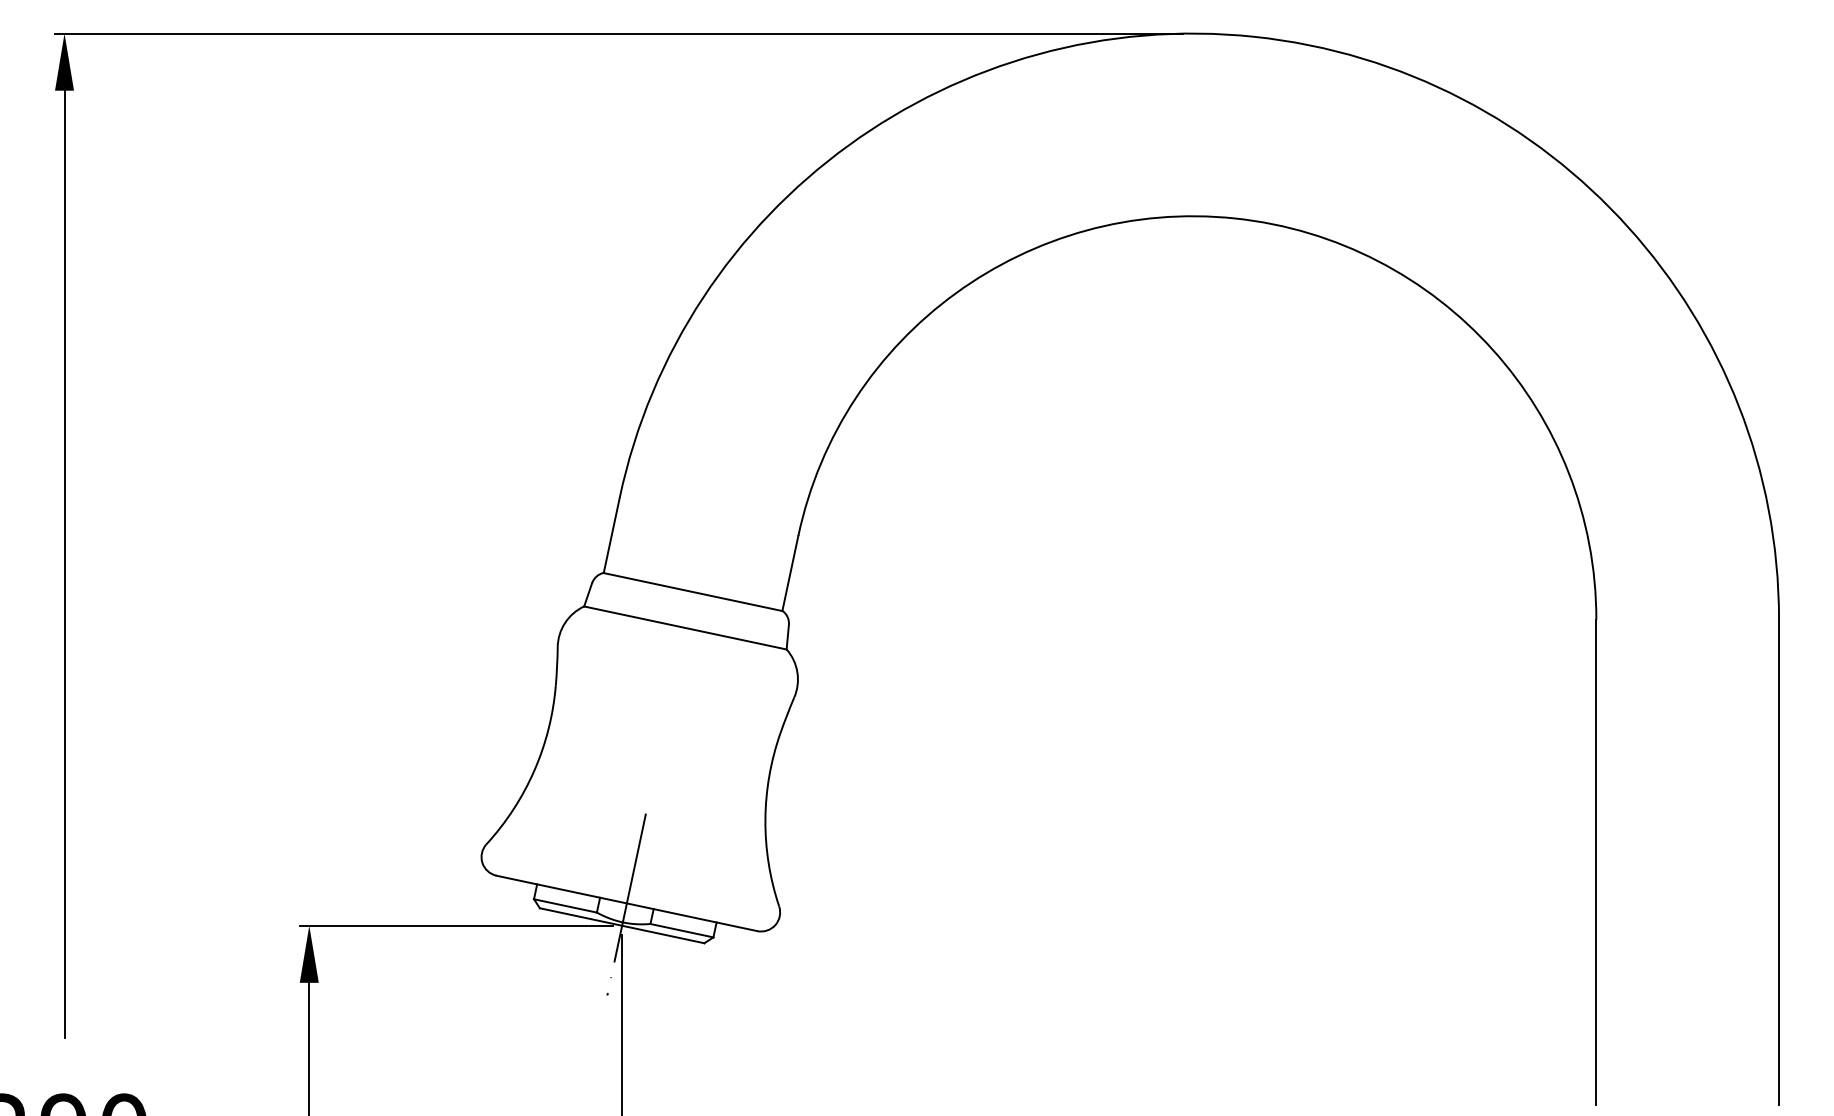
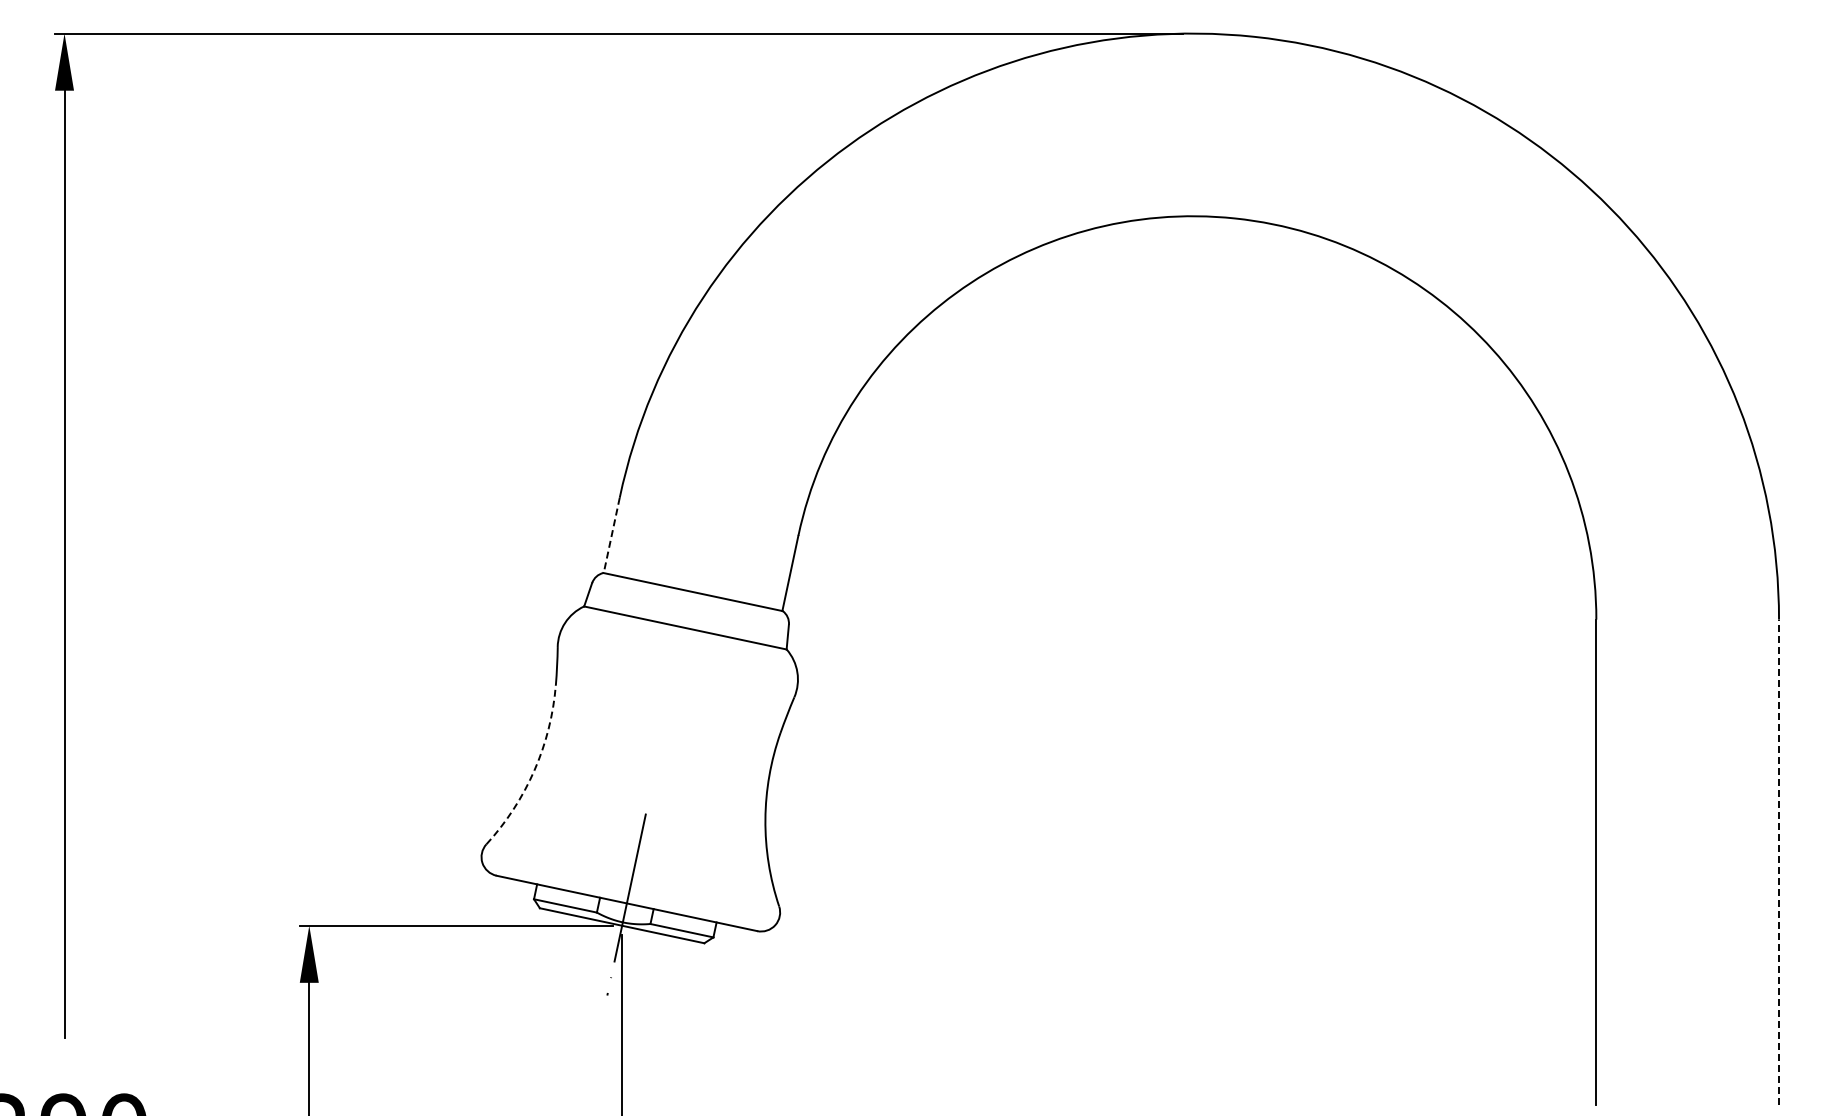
line: solid -> dashed (611, 535)
arc: solid -> dashed (534, 770)
line: solid -> dashed (1779, 861)
